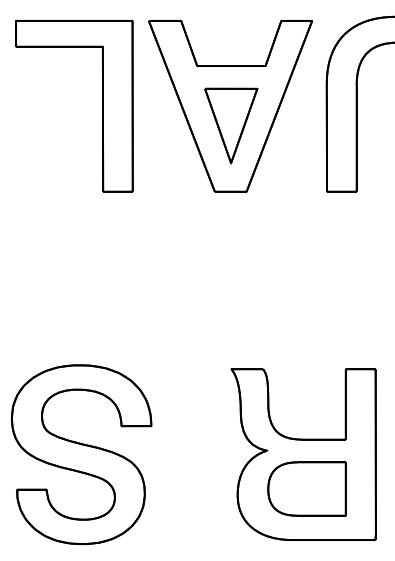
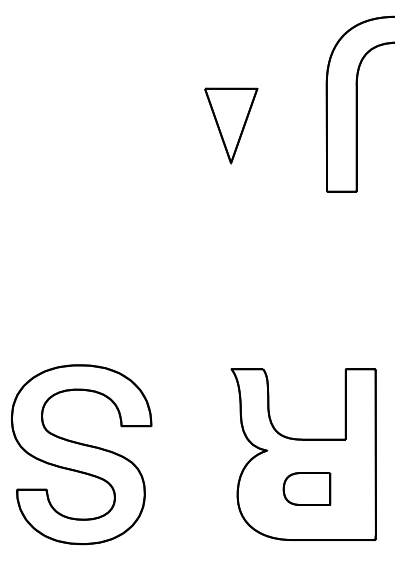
part: present -> none (102, 106)
part: present -> none (230, 106)
part size: 80x56 px -> 50x34 px (306, 488)
